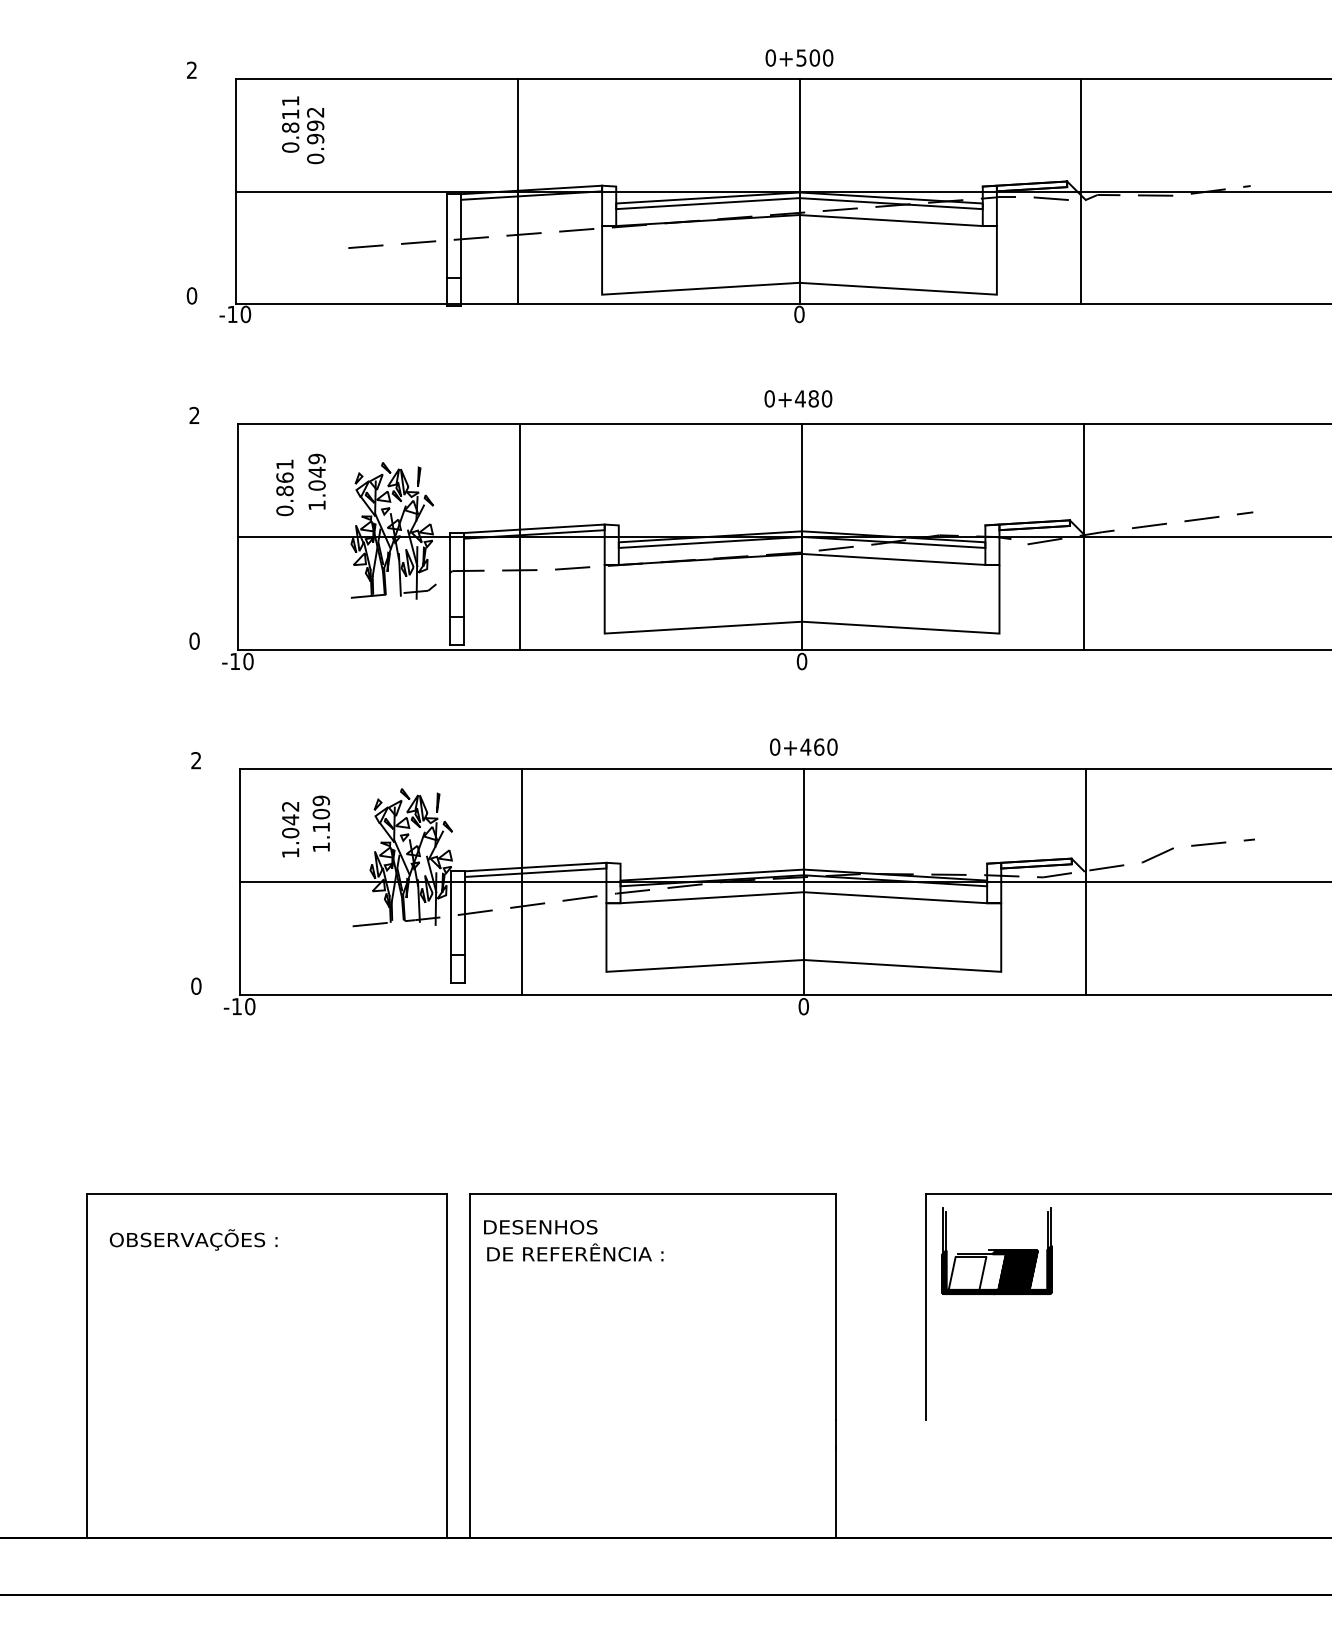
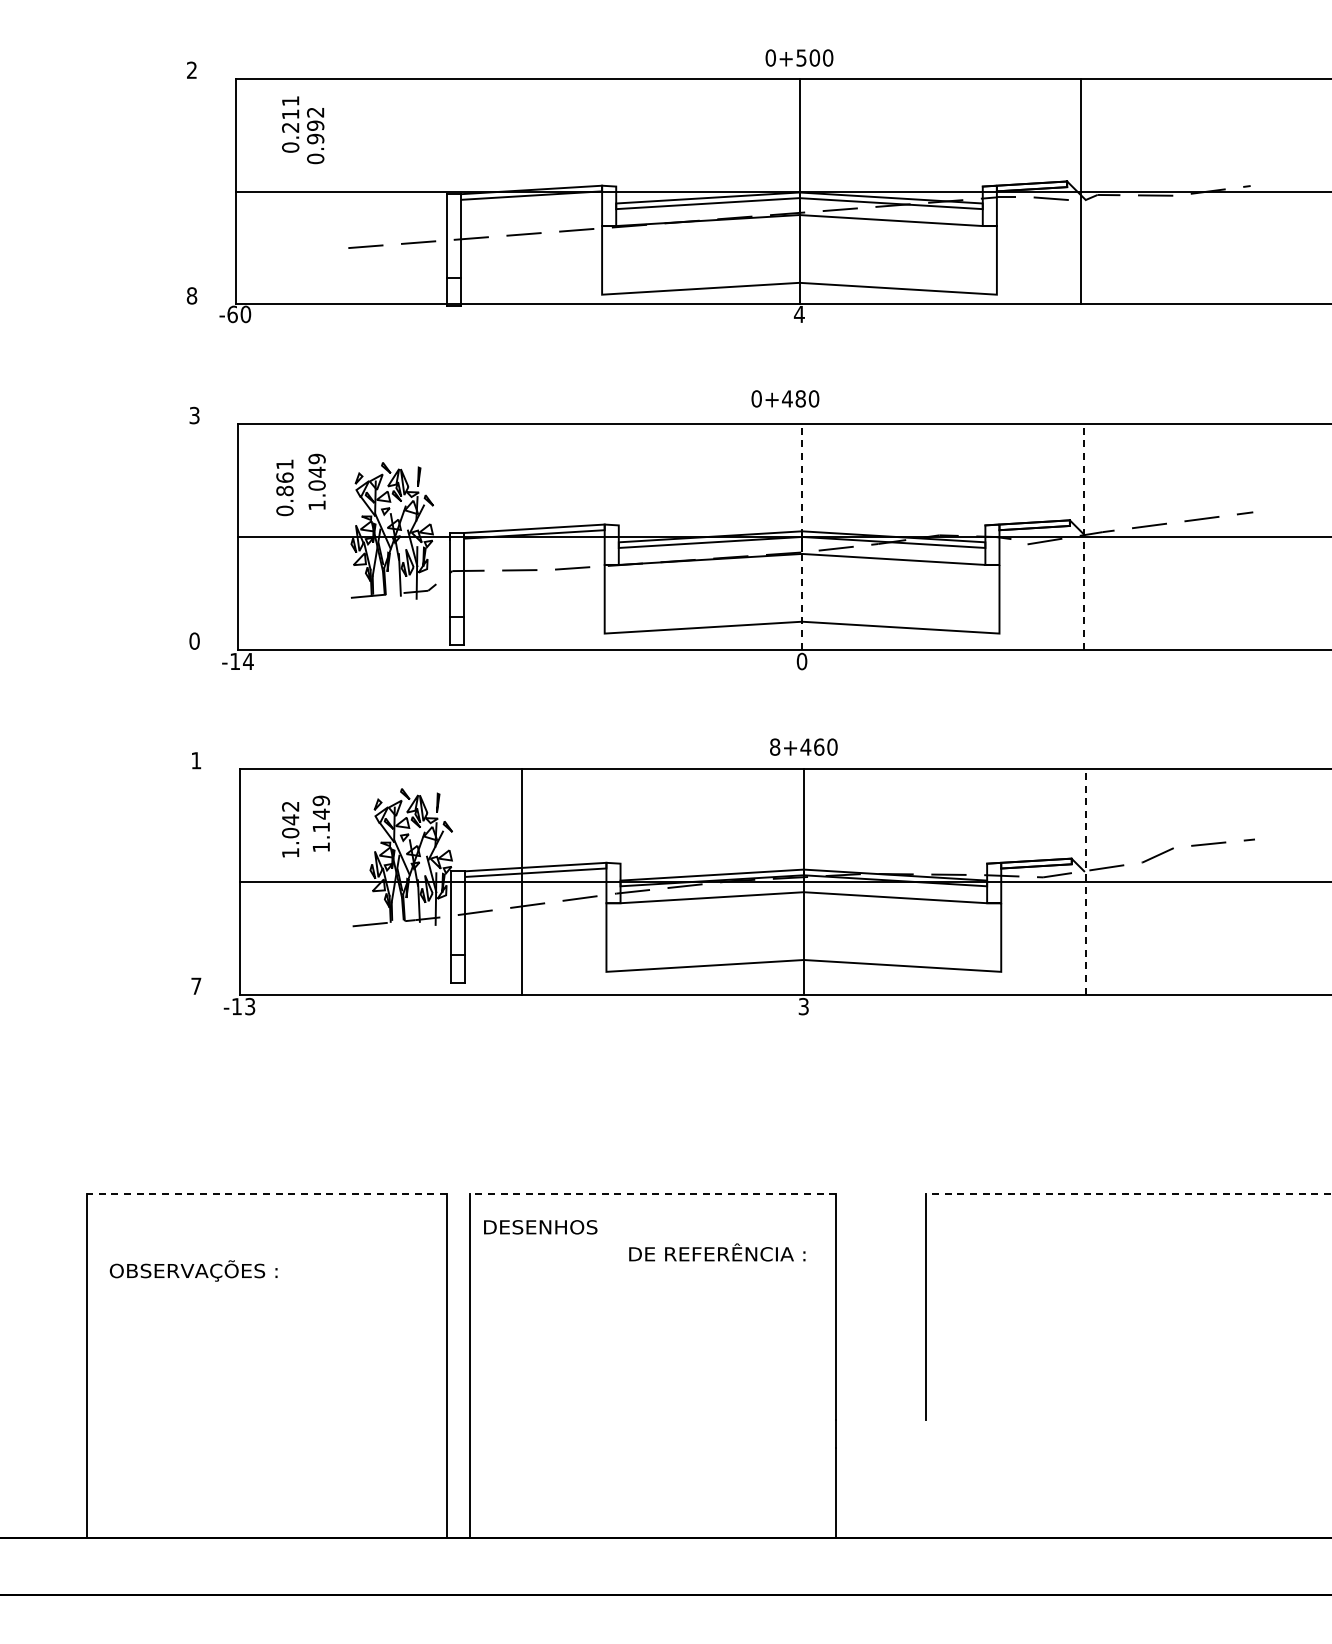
text: 0.811 -> 0.211 (290, 127)
line: present -> none (517, 191)
text: 0 -> 8 (191, 295)
text: -10 -> -60 (232, 314)
text: 0 -> 4 (798, 314)
text position: (798, 398) -> (785, 398) (785, 398)
text: 2 -> 3 (194, 415)
line: present -> none (520, 536)
line: solid -> dashed (802, 536)
line: solid -> dashed (1084, 536)
text: -10 -> -14 (248, 661)
text: 0+460 -> 8+460 (775, 746)
text: 2 -> 1 (196, 760)
text: 1.109 -> 1.149 (321, 813)
line: solid -> dashed (1085, 881)
text: 0 -> 7 (196, 985)
text: -10 -> -13 (250, 1006)
text: 0 -> 3 (803, 1006)
line: solid -> dashed (267, 1194)
line: solid -> dashed (652, 1194)
line: solid -> dashed (1128, 1194)
text position: (193, 1239) -> (193, 1270) (193, 1270)
part: present -> none (996, 1251)
text position: (575, 1252) -> (717, 1252) (717, 1252)
